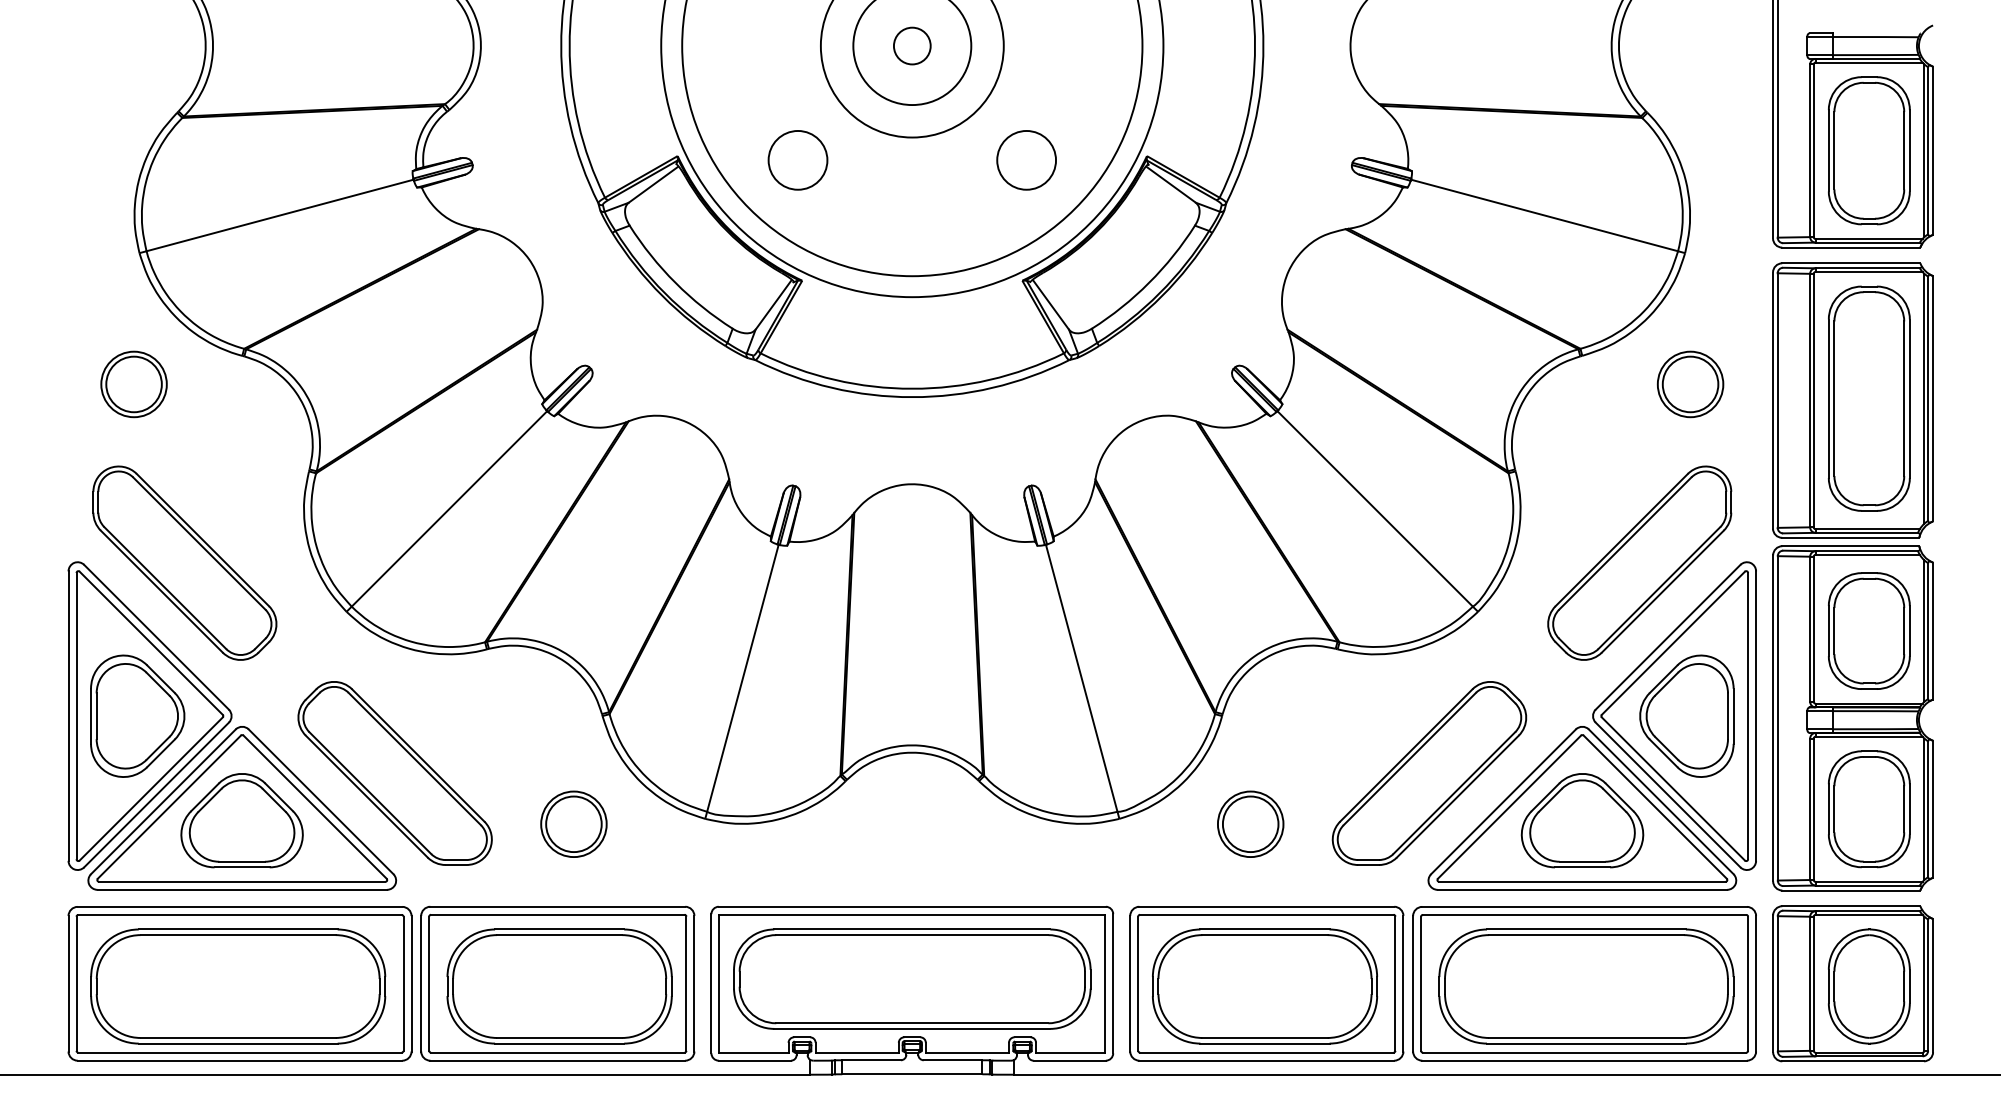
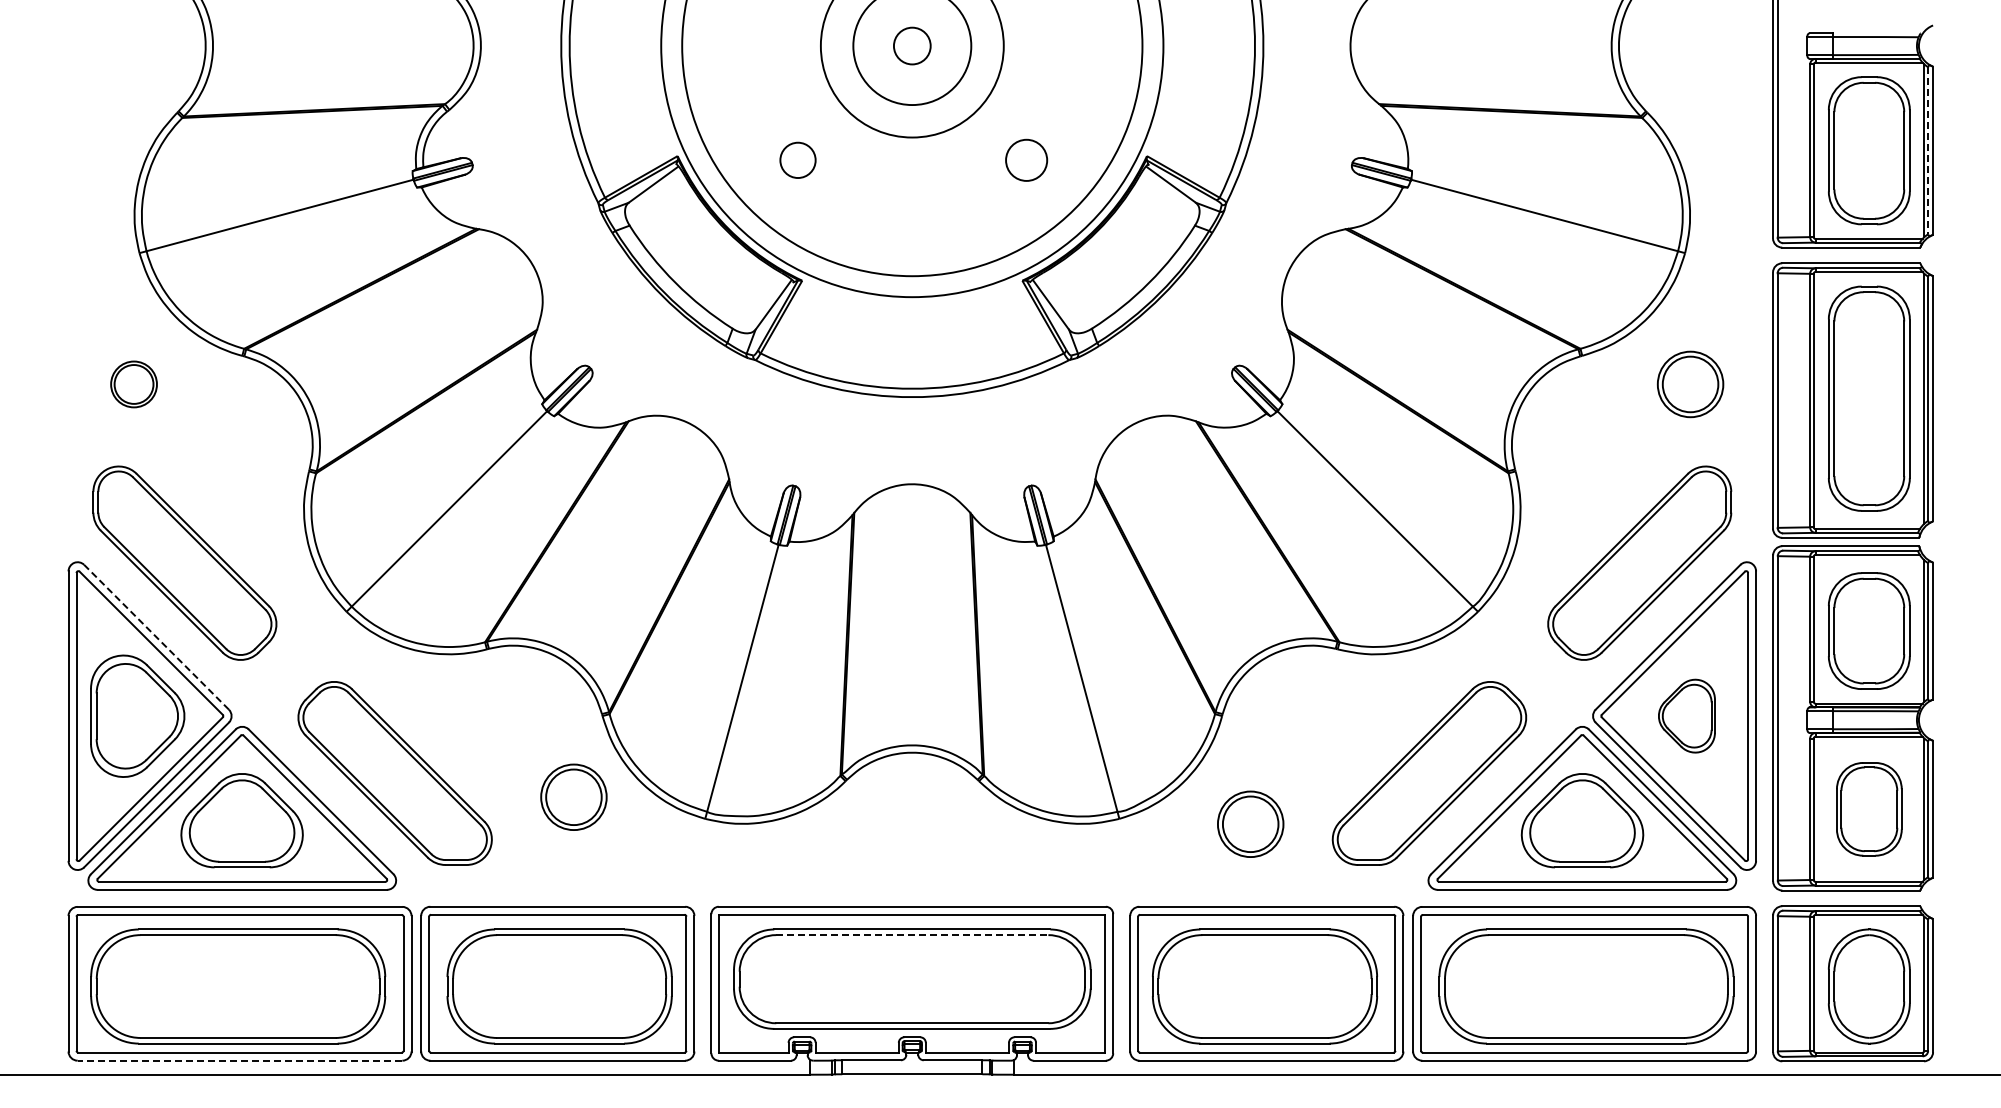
line: solid -> dashed (1928, 150)
circle diameter: 59 px -> 35 px (797, 160)
circle diameter: 59 px -> 41 px (1026, 159)
part size: 68x69 px -> 48x49 px (133, 384)
line: solid -> dashed (156, 636)
part size: 96x124 px -> 58x76 px (1686, 715)
part size: 83x119 px -> 67x95 px (1869, 809)
part position: (573, 823) -> (573, 796) (573, 796)
line: solid -> dashed (912, 935)
line: solid -> dashed (239, 1060)
